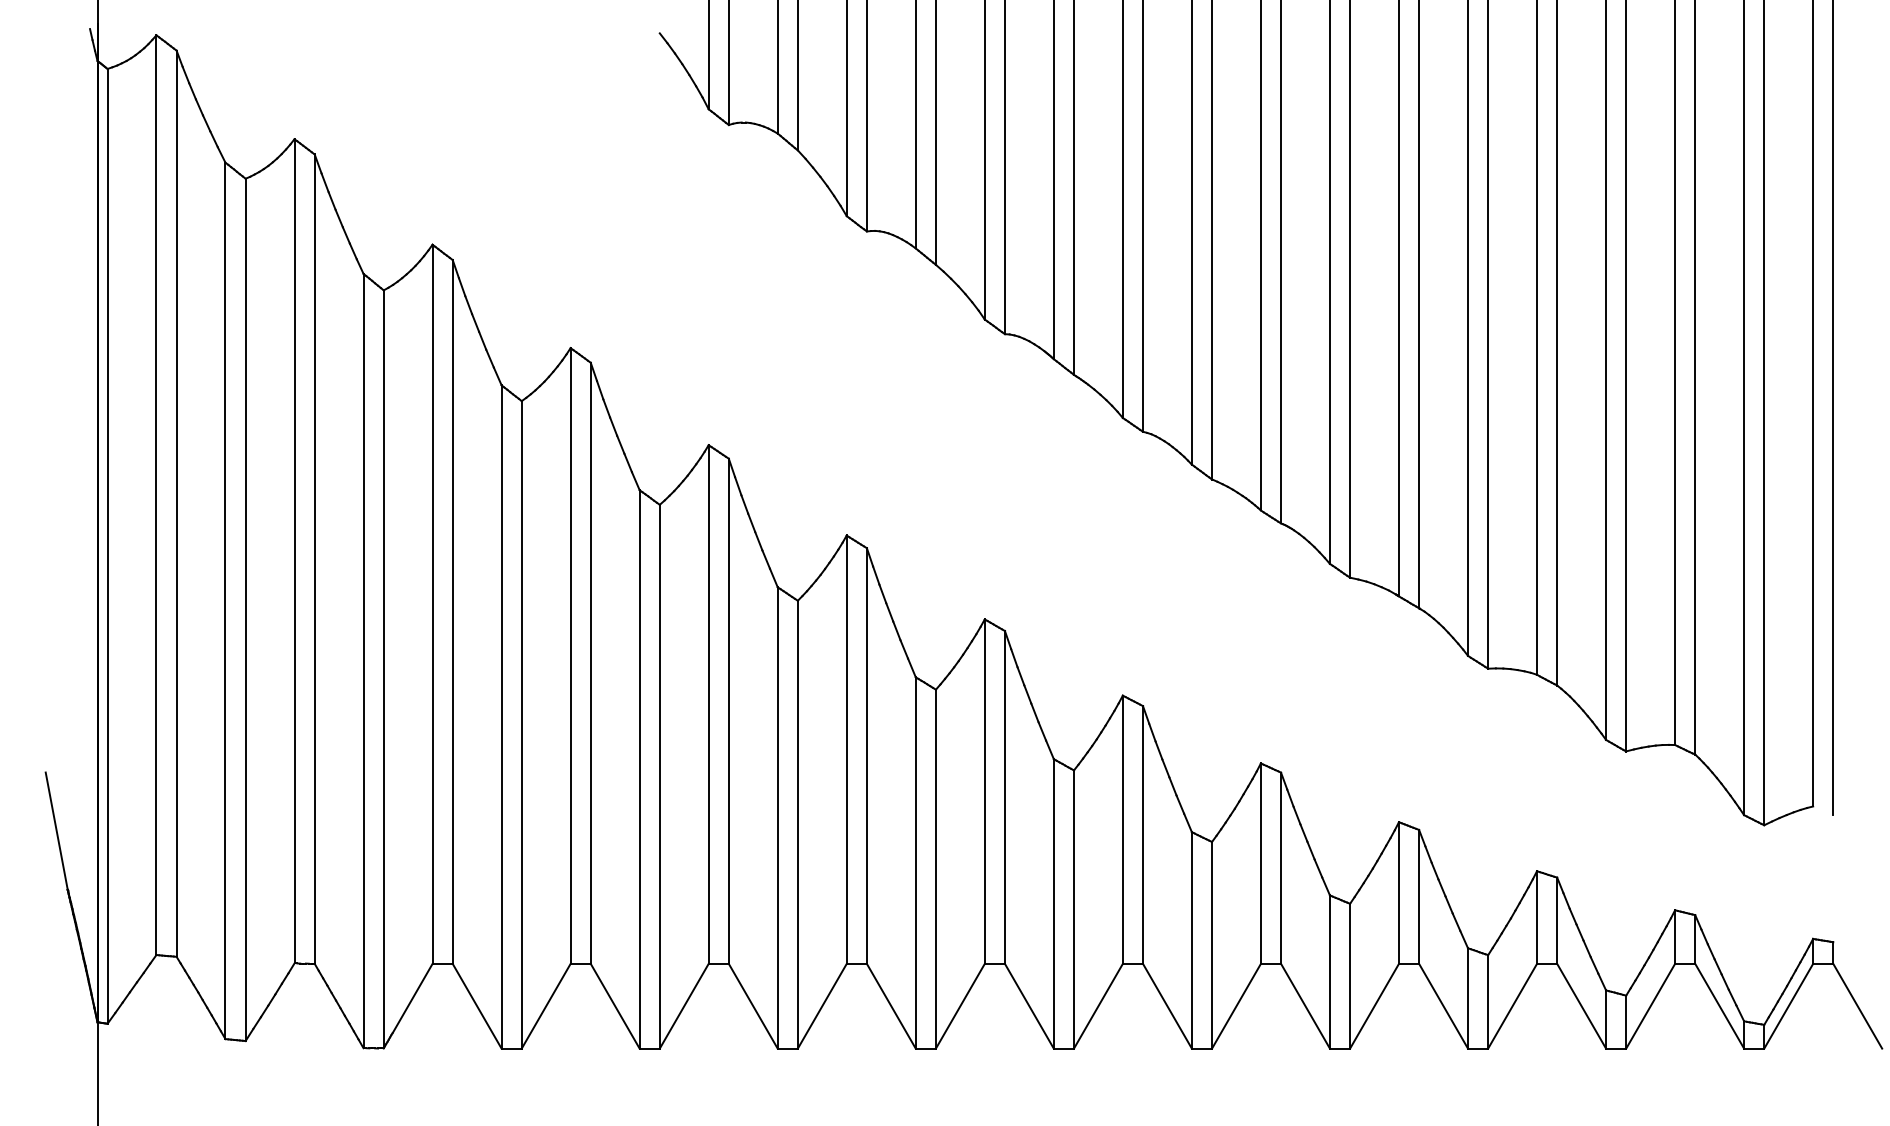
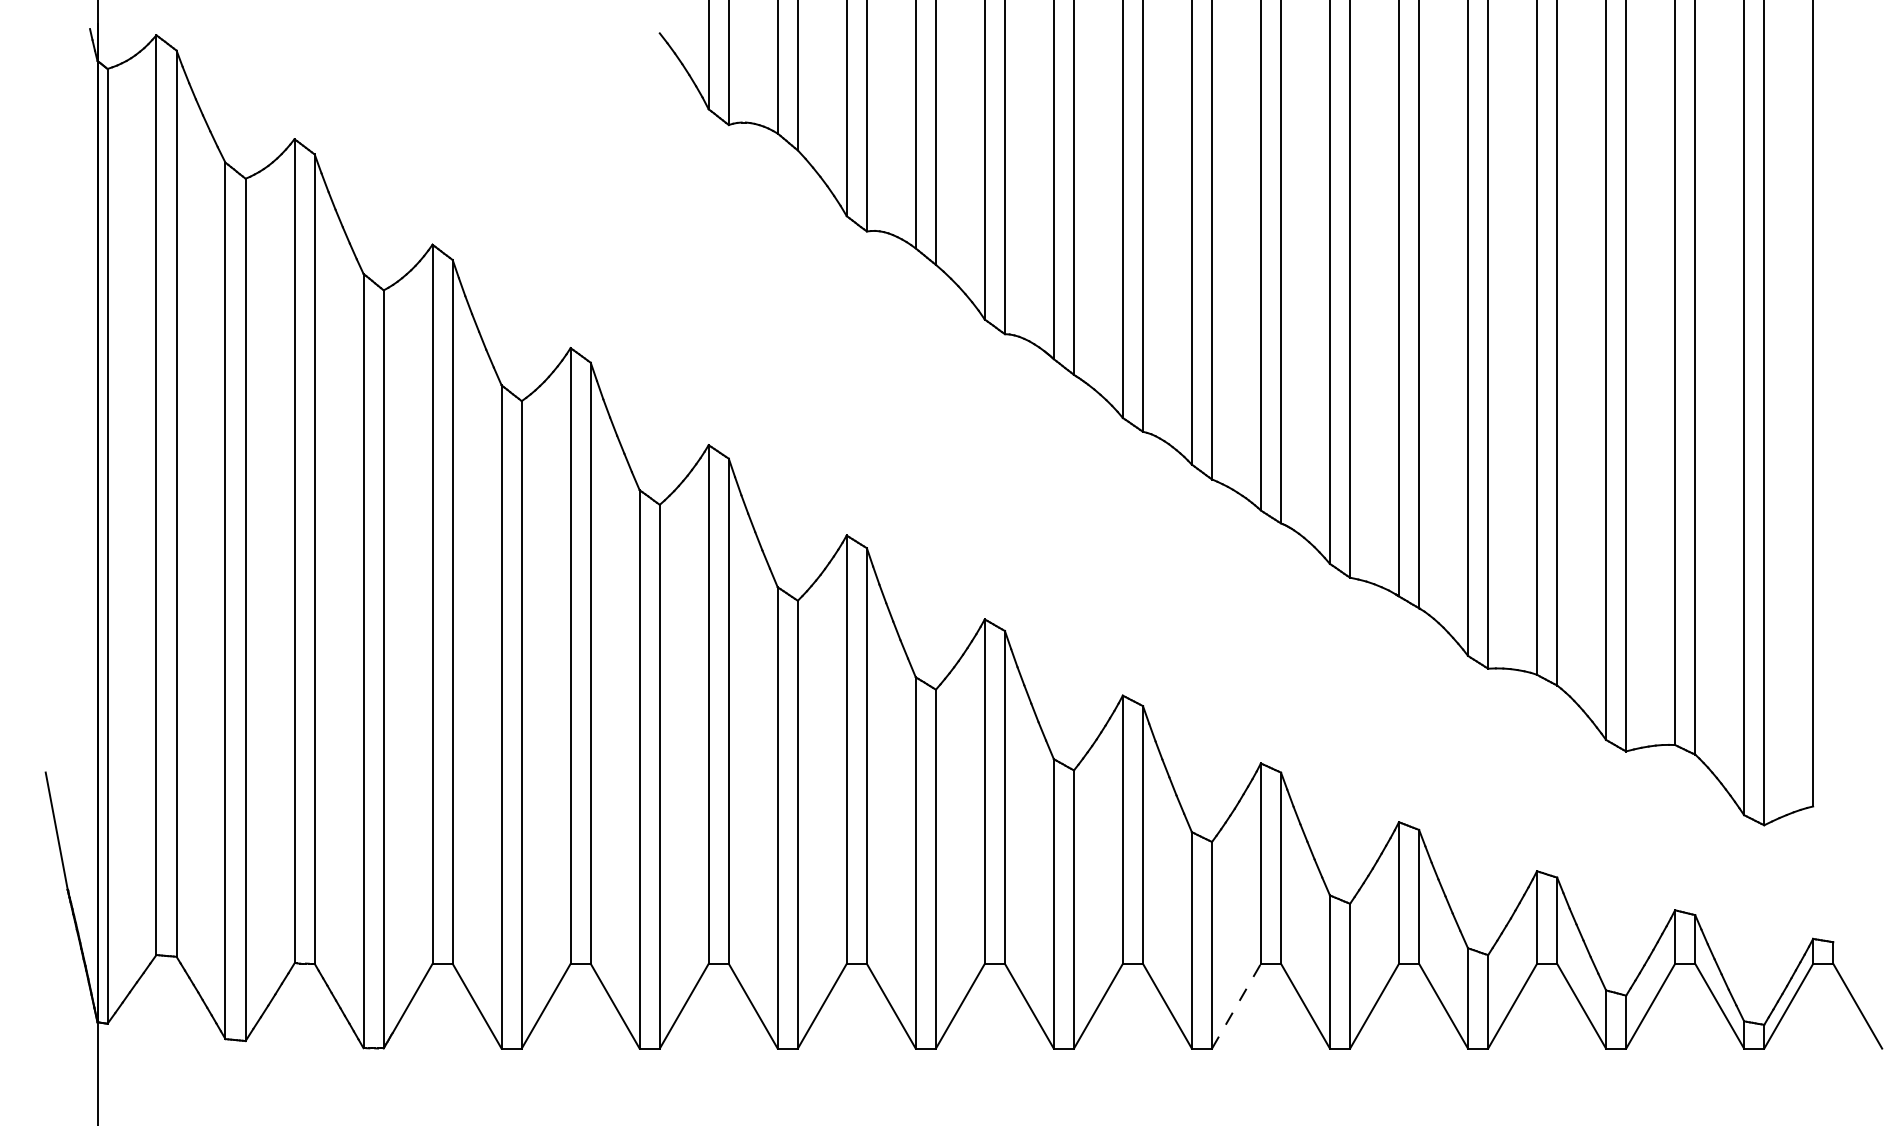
line: present -> none (1833, 408)
line: solid -> dashed (1236, 1006)
